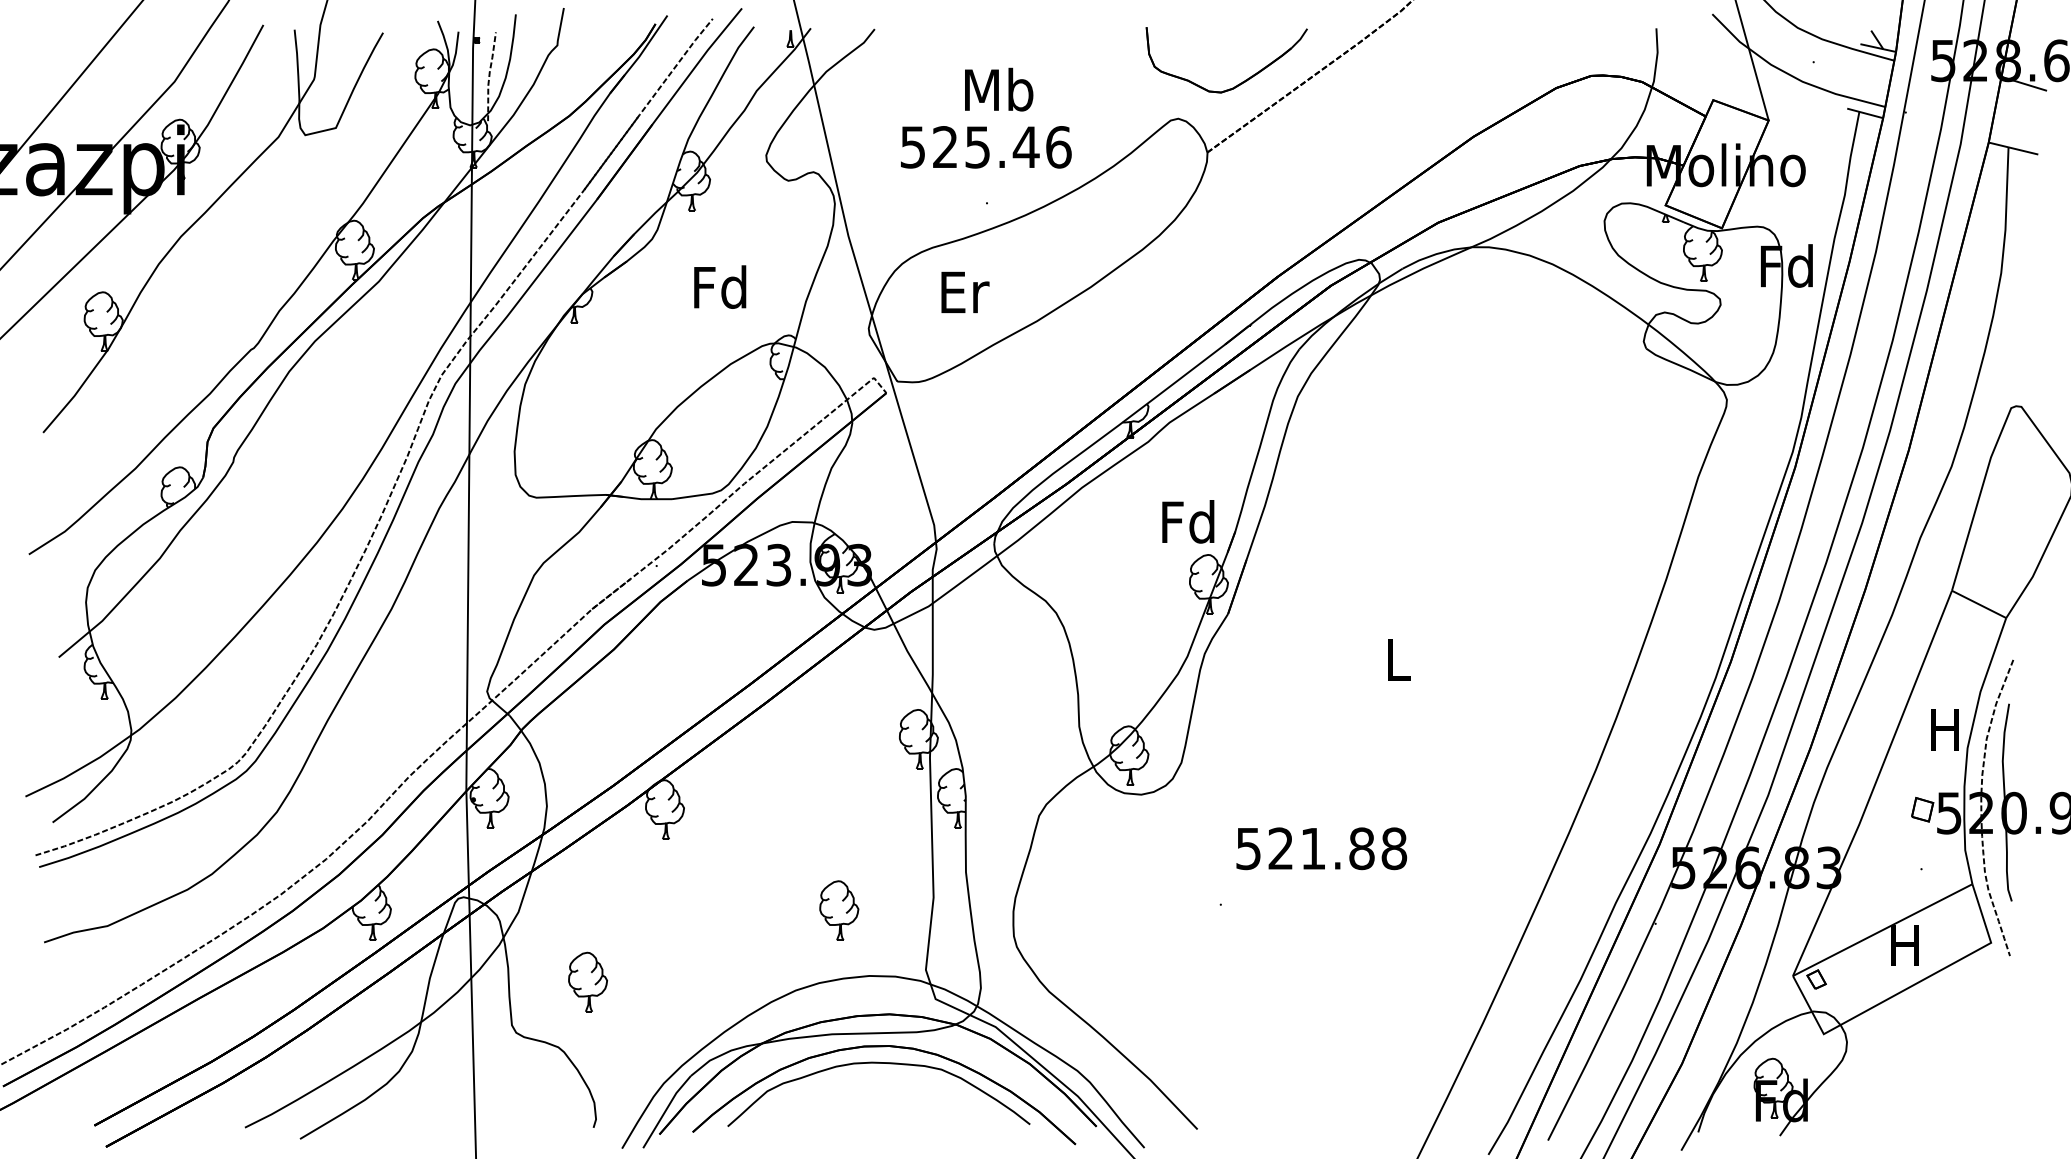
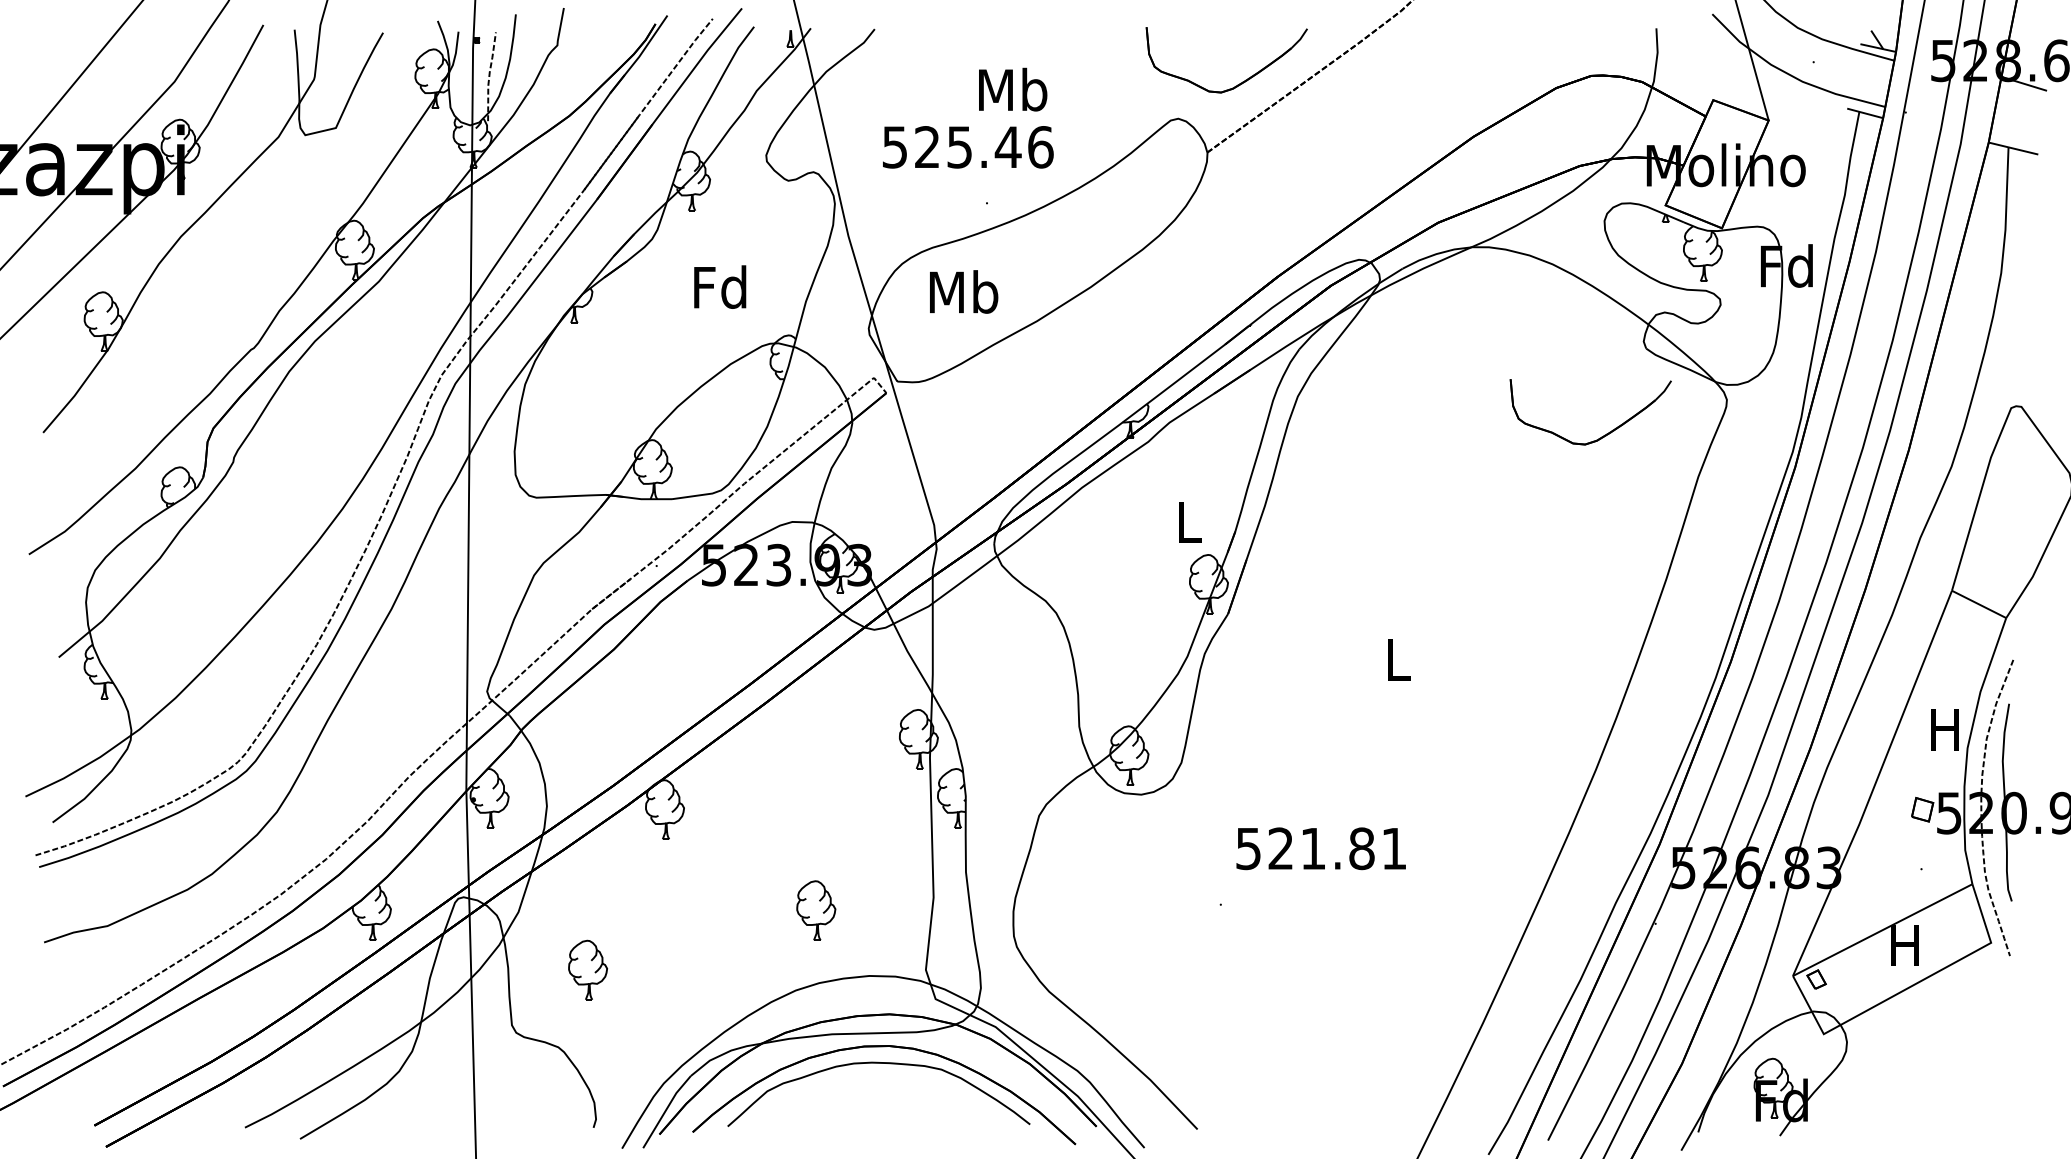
text position: (999, 89) -> (1013, 89) (1013, 89)
text position: (986, 147) -> (968, 147) (968, 147)
text: Er -> Mb (964, 291)
part: none -> present (1606, 433)
text: Fd -> L (1188, 521)
text: 521.88 -> 521.81 (1394, 848)
part position: (839, 910) -> (816, 910) (816, 910)
part position: (587, 981) -> (587, 969) (587, 969)
